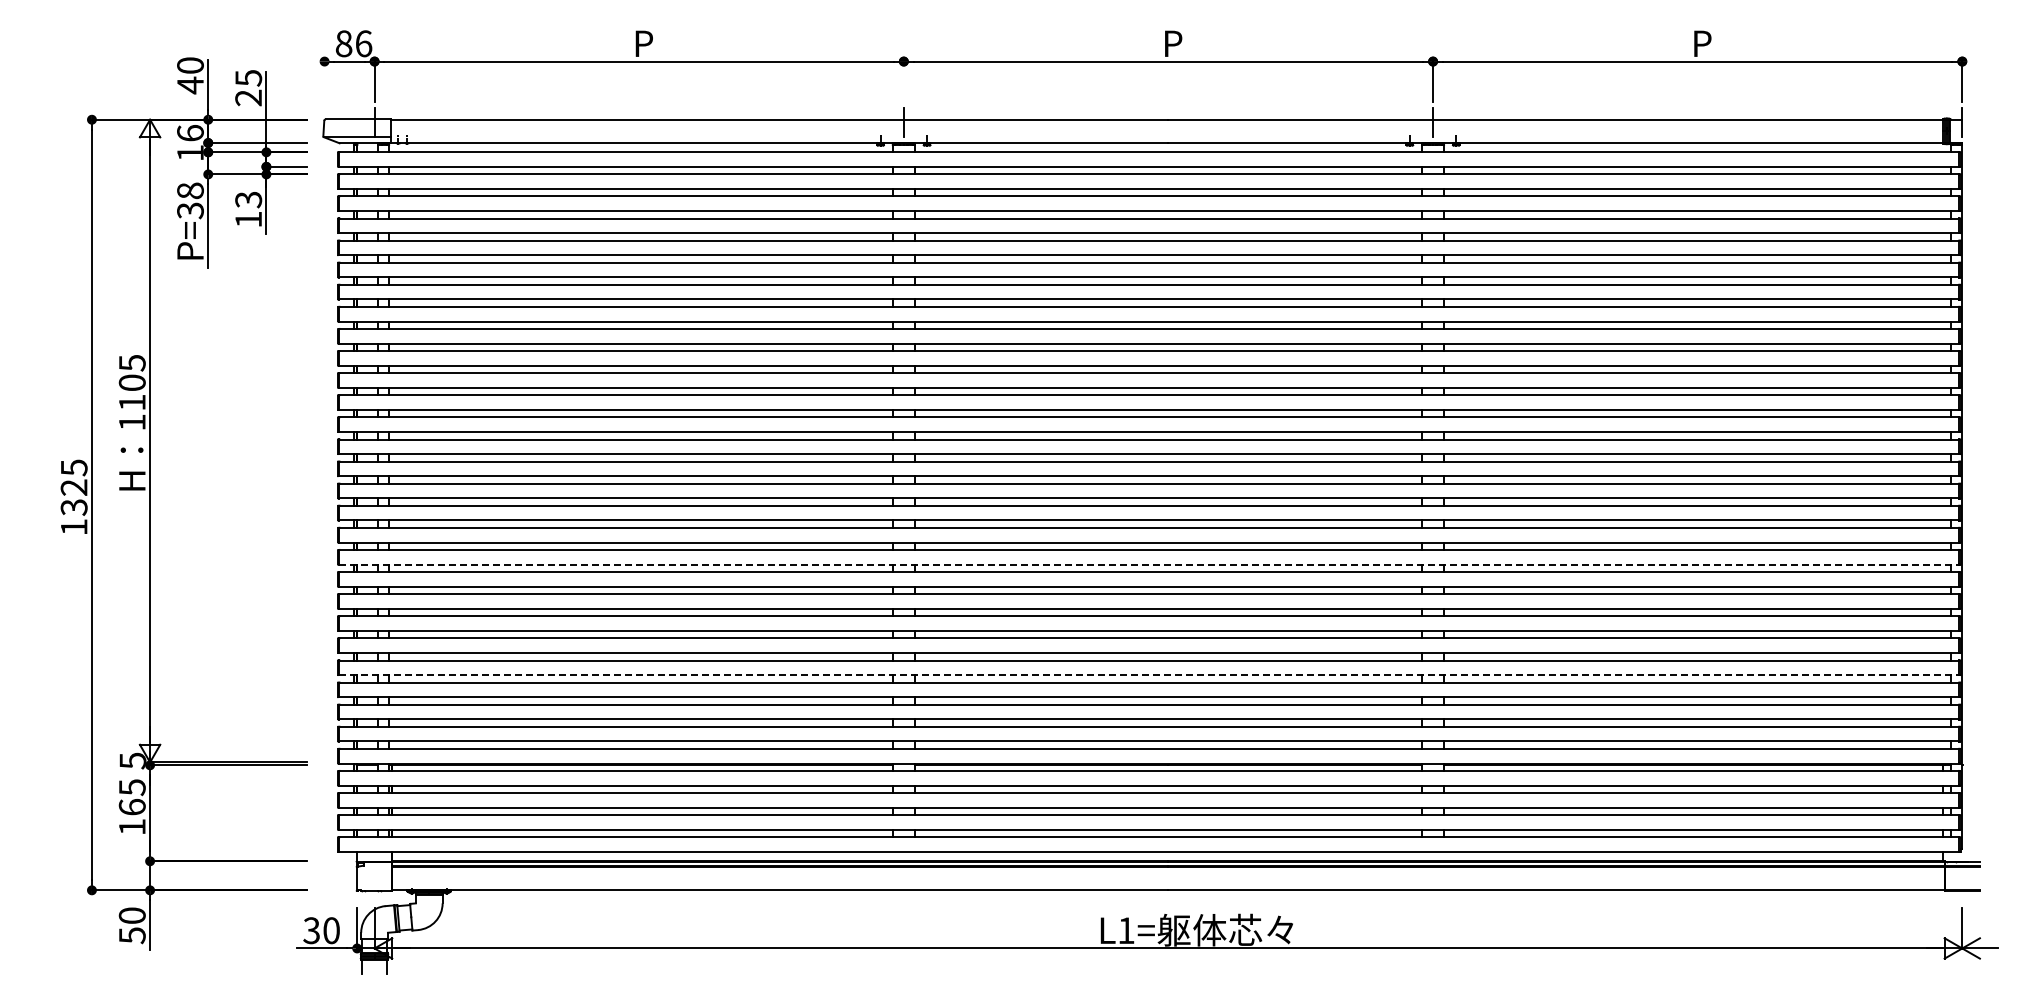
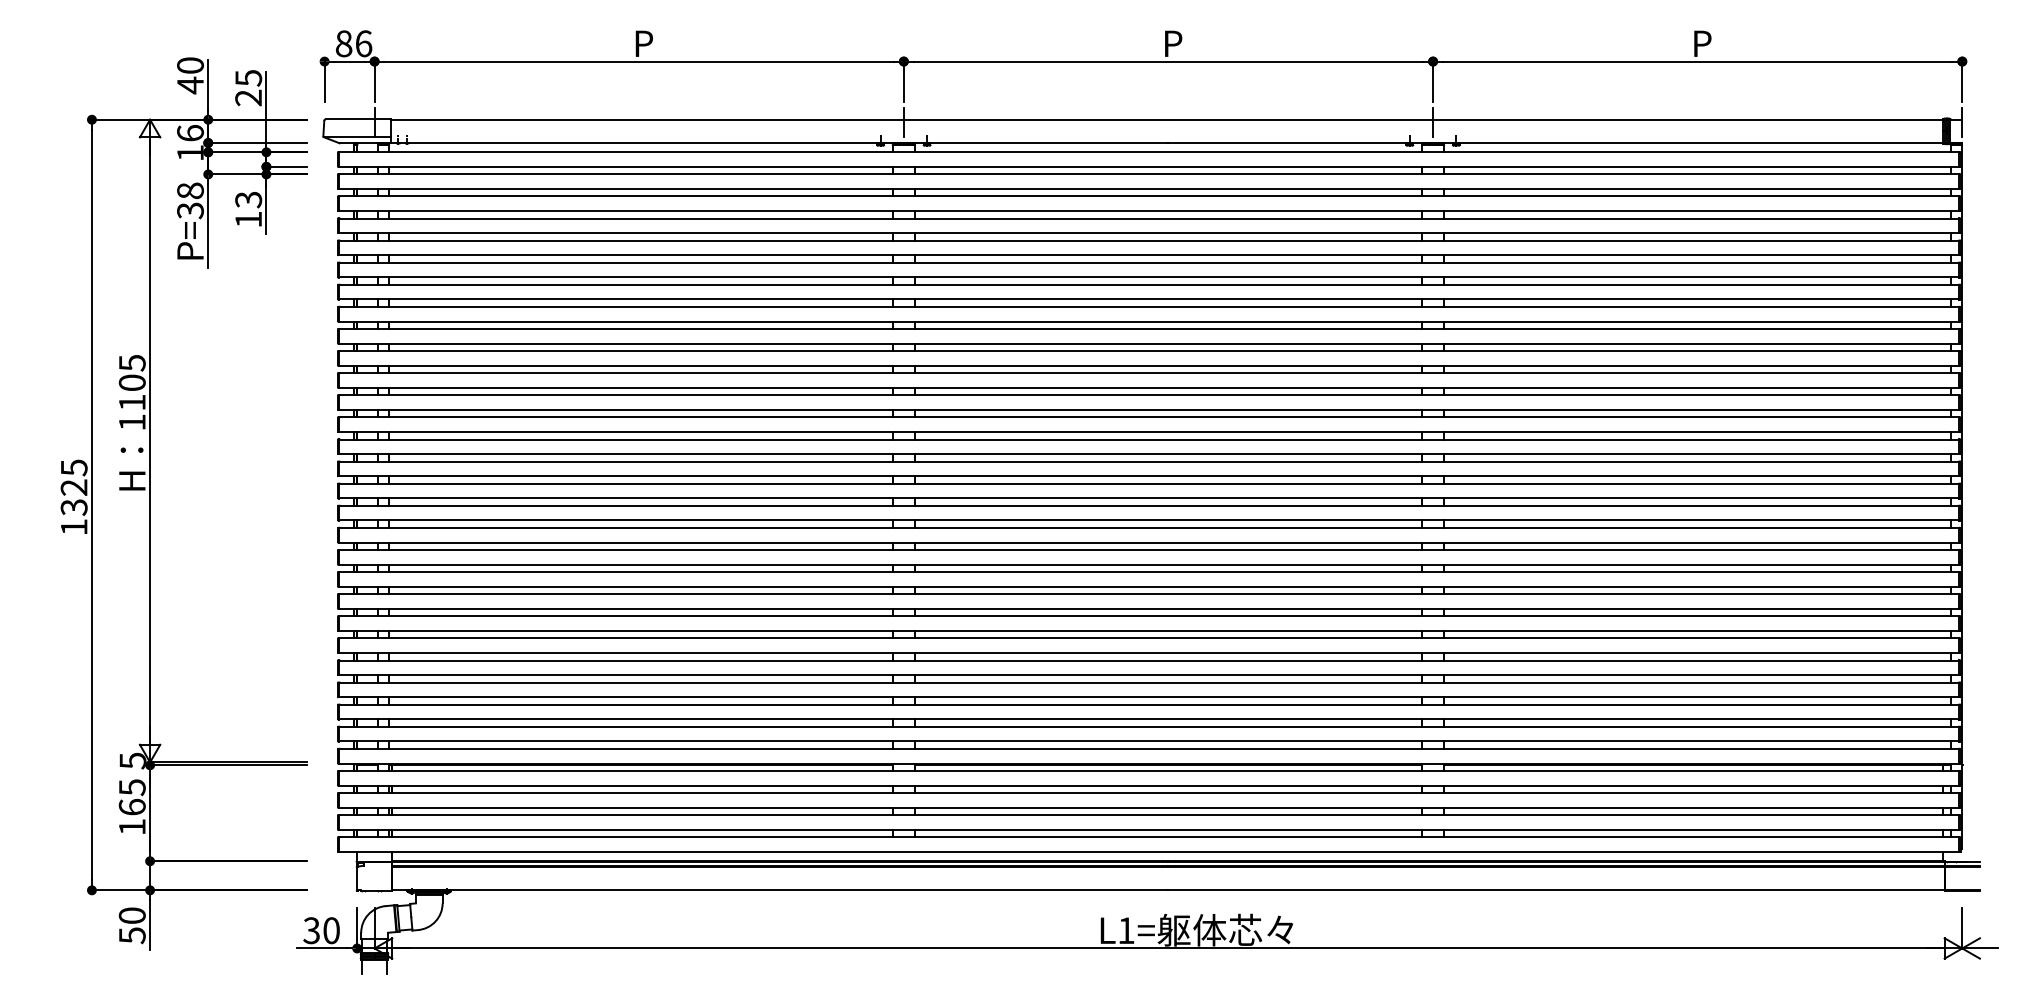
line: none -> present (324, 81)
line: none -> present (903, 81)
line: dashed -> solid (1149, 564)
line: dashed -> solid (1149, 675)
